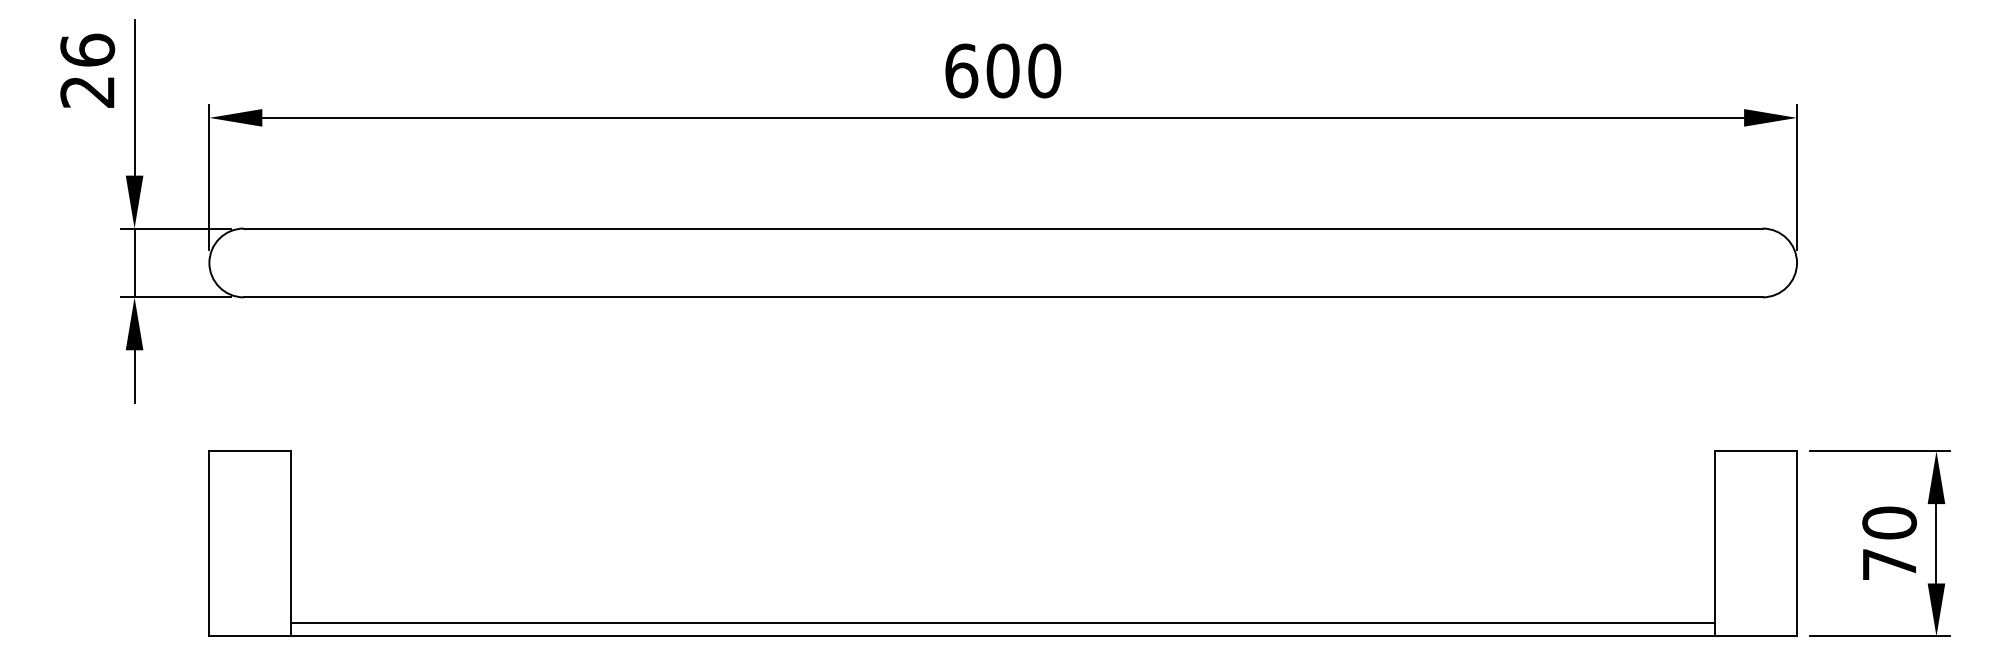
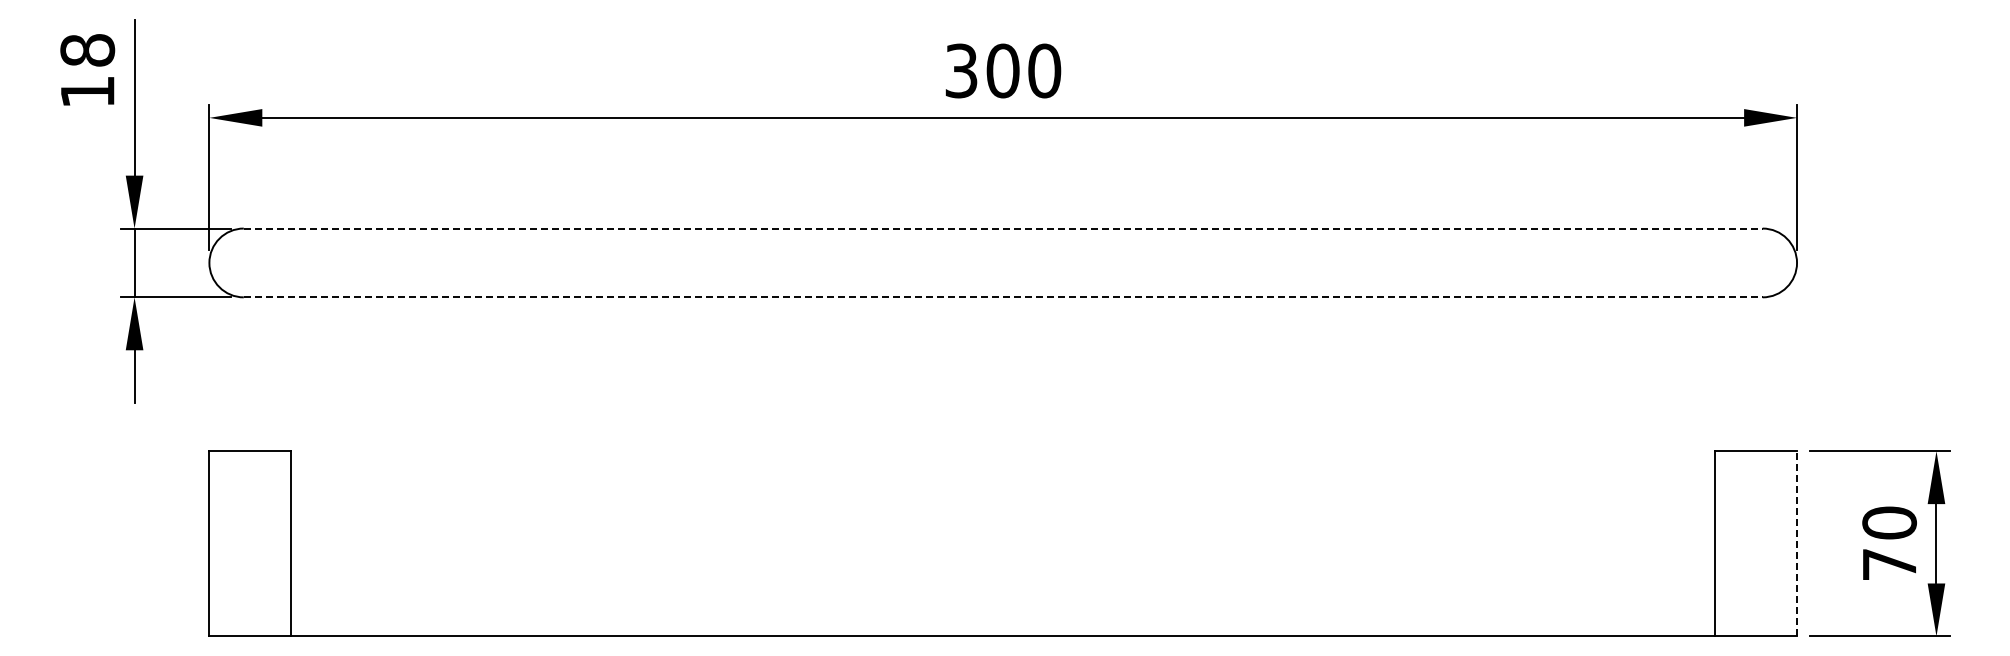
text: 26 -> 18 (87, 70)
text: 600 -> 300 (961, 70)
line: solid -> dashed (1003, 228)
line: solid -> dashed (1003, 297)
line: solid -> dashed (1797, 543)
line: present -> none (1003, 623)
